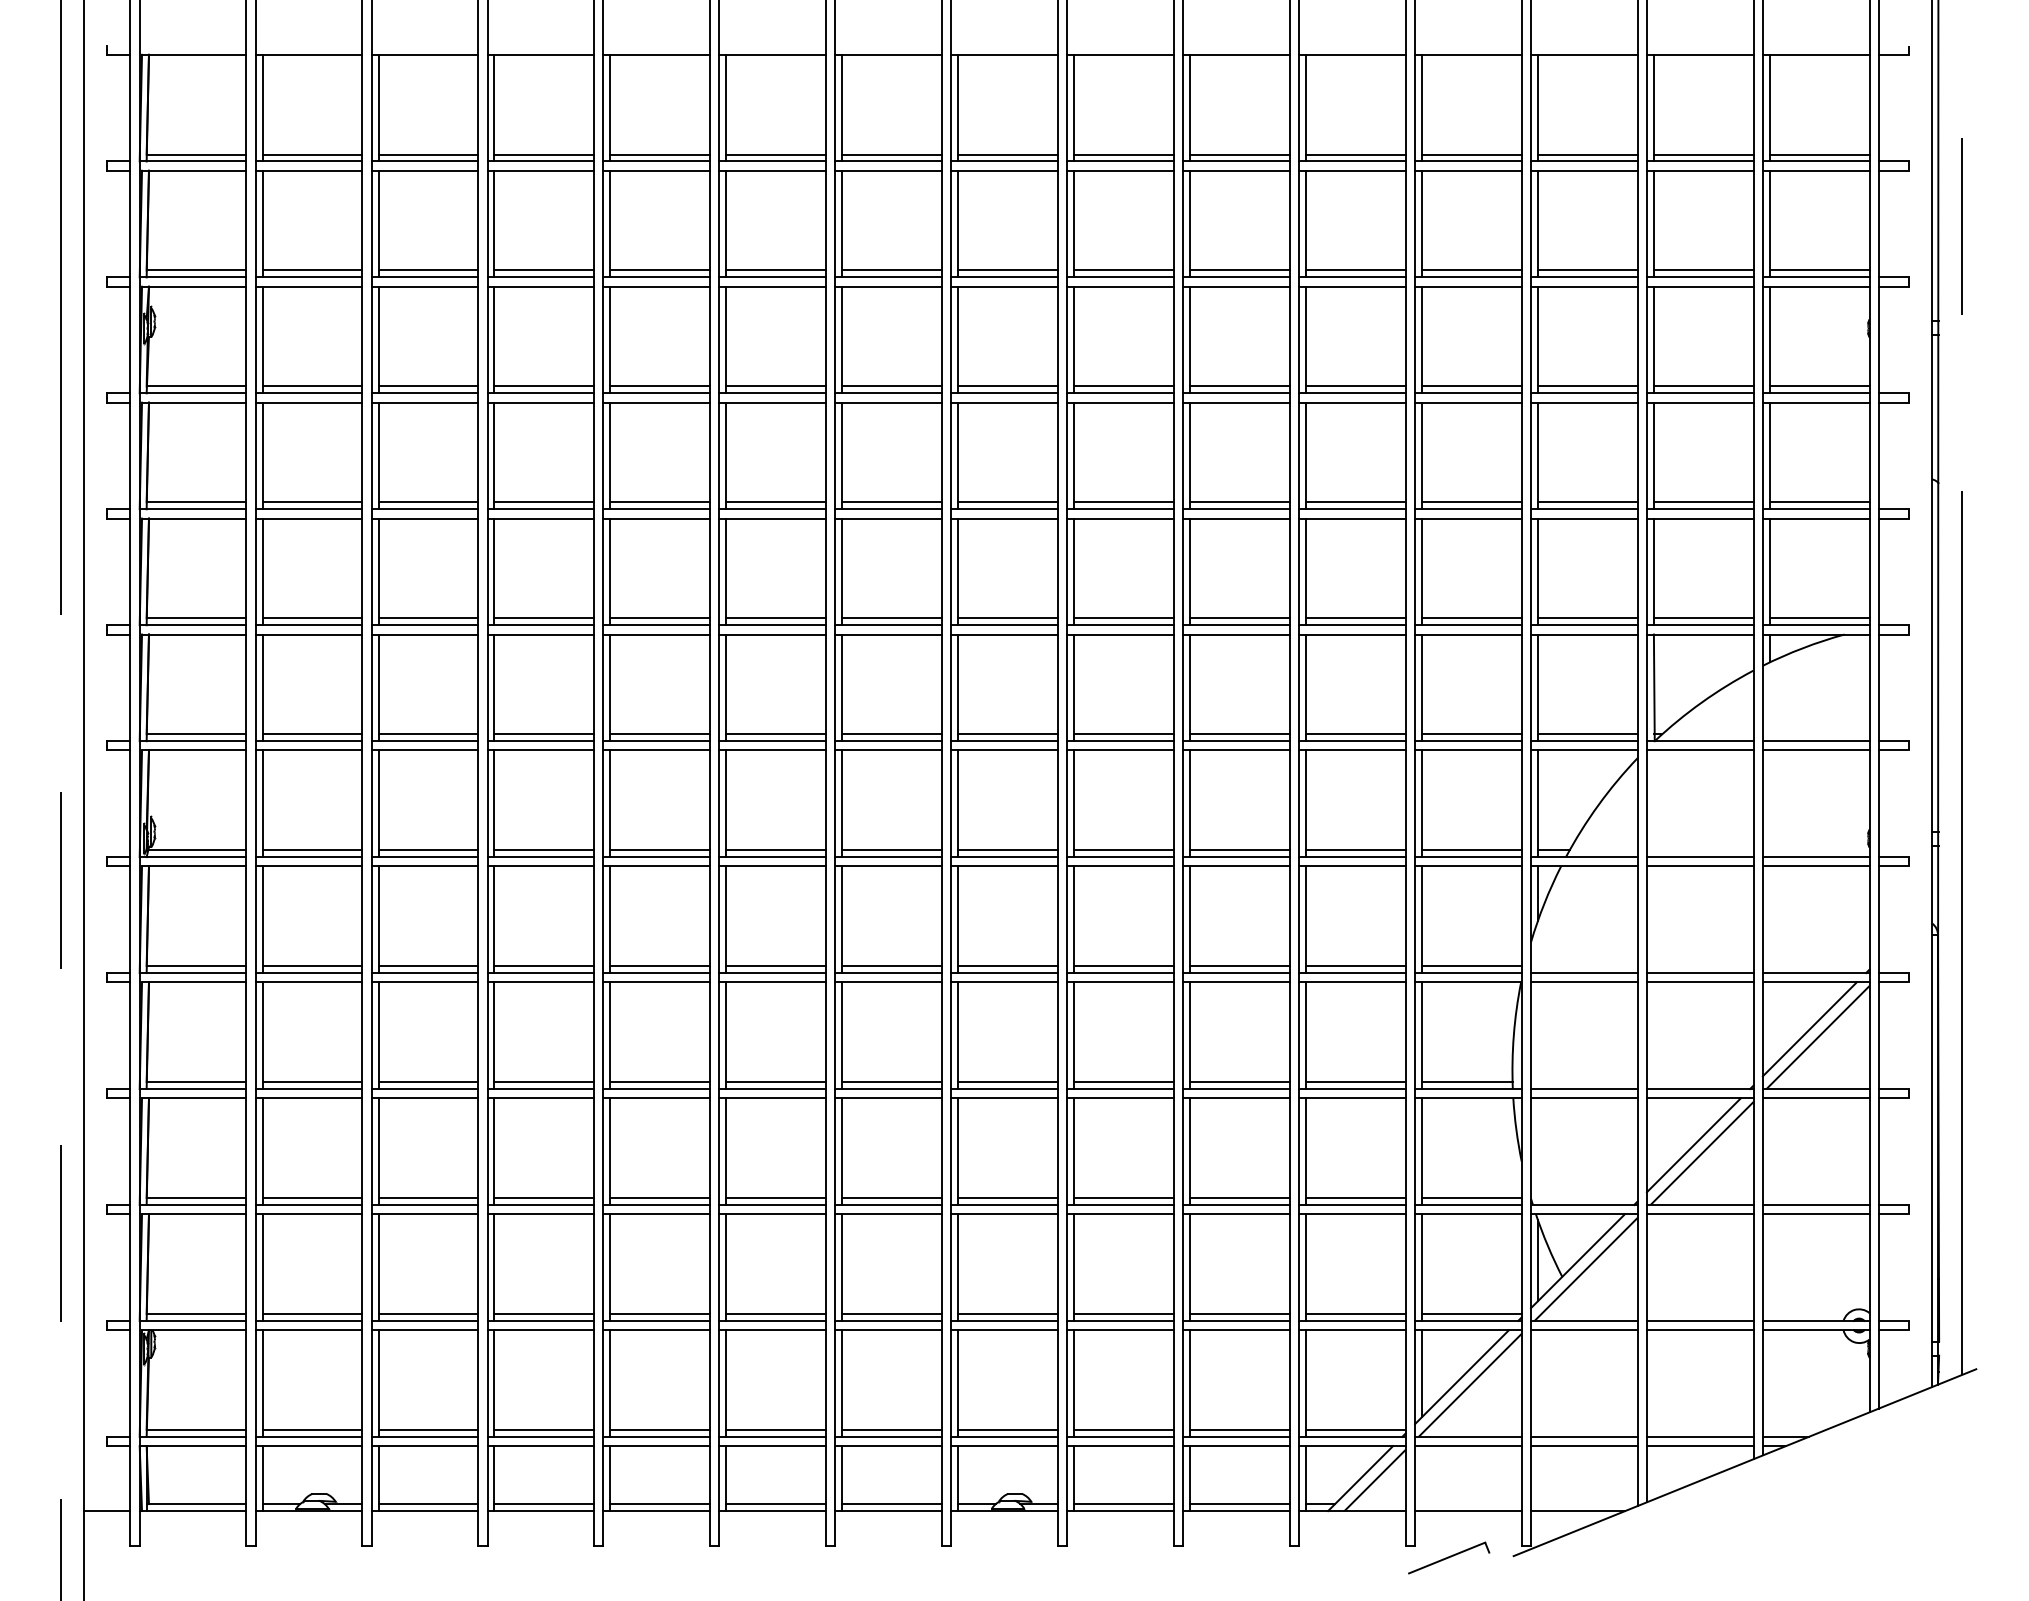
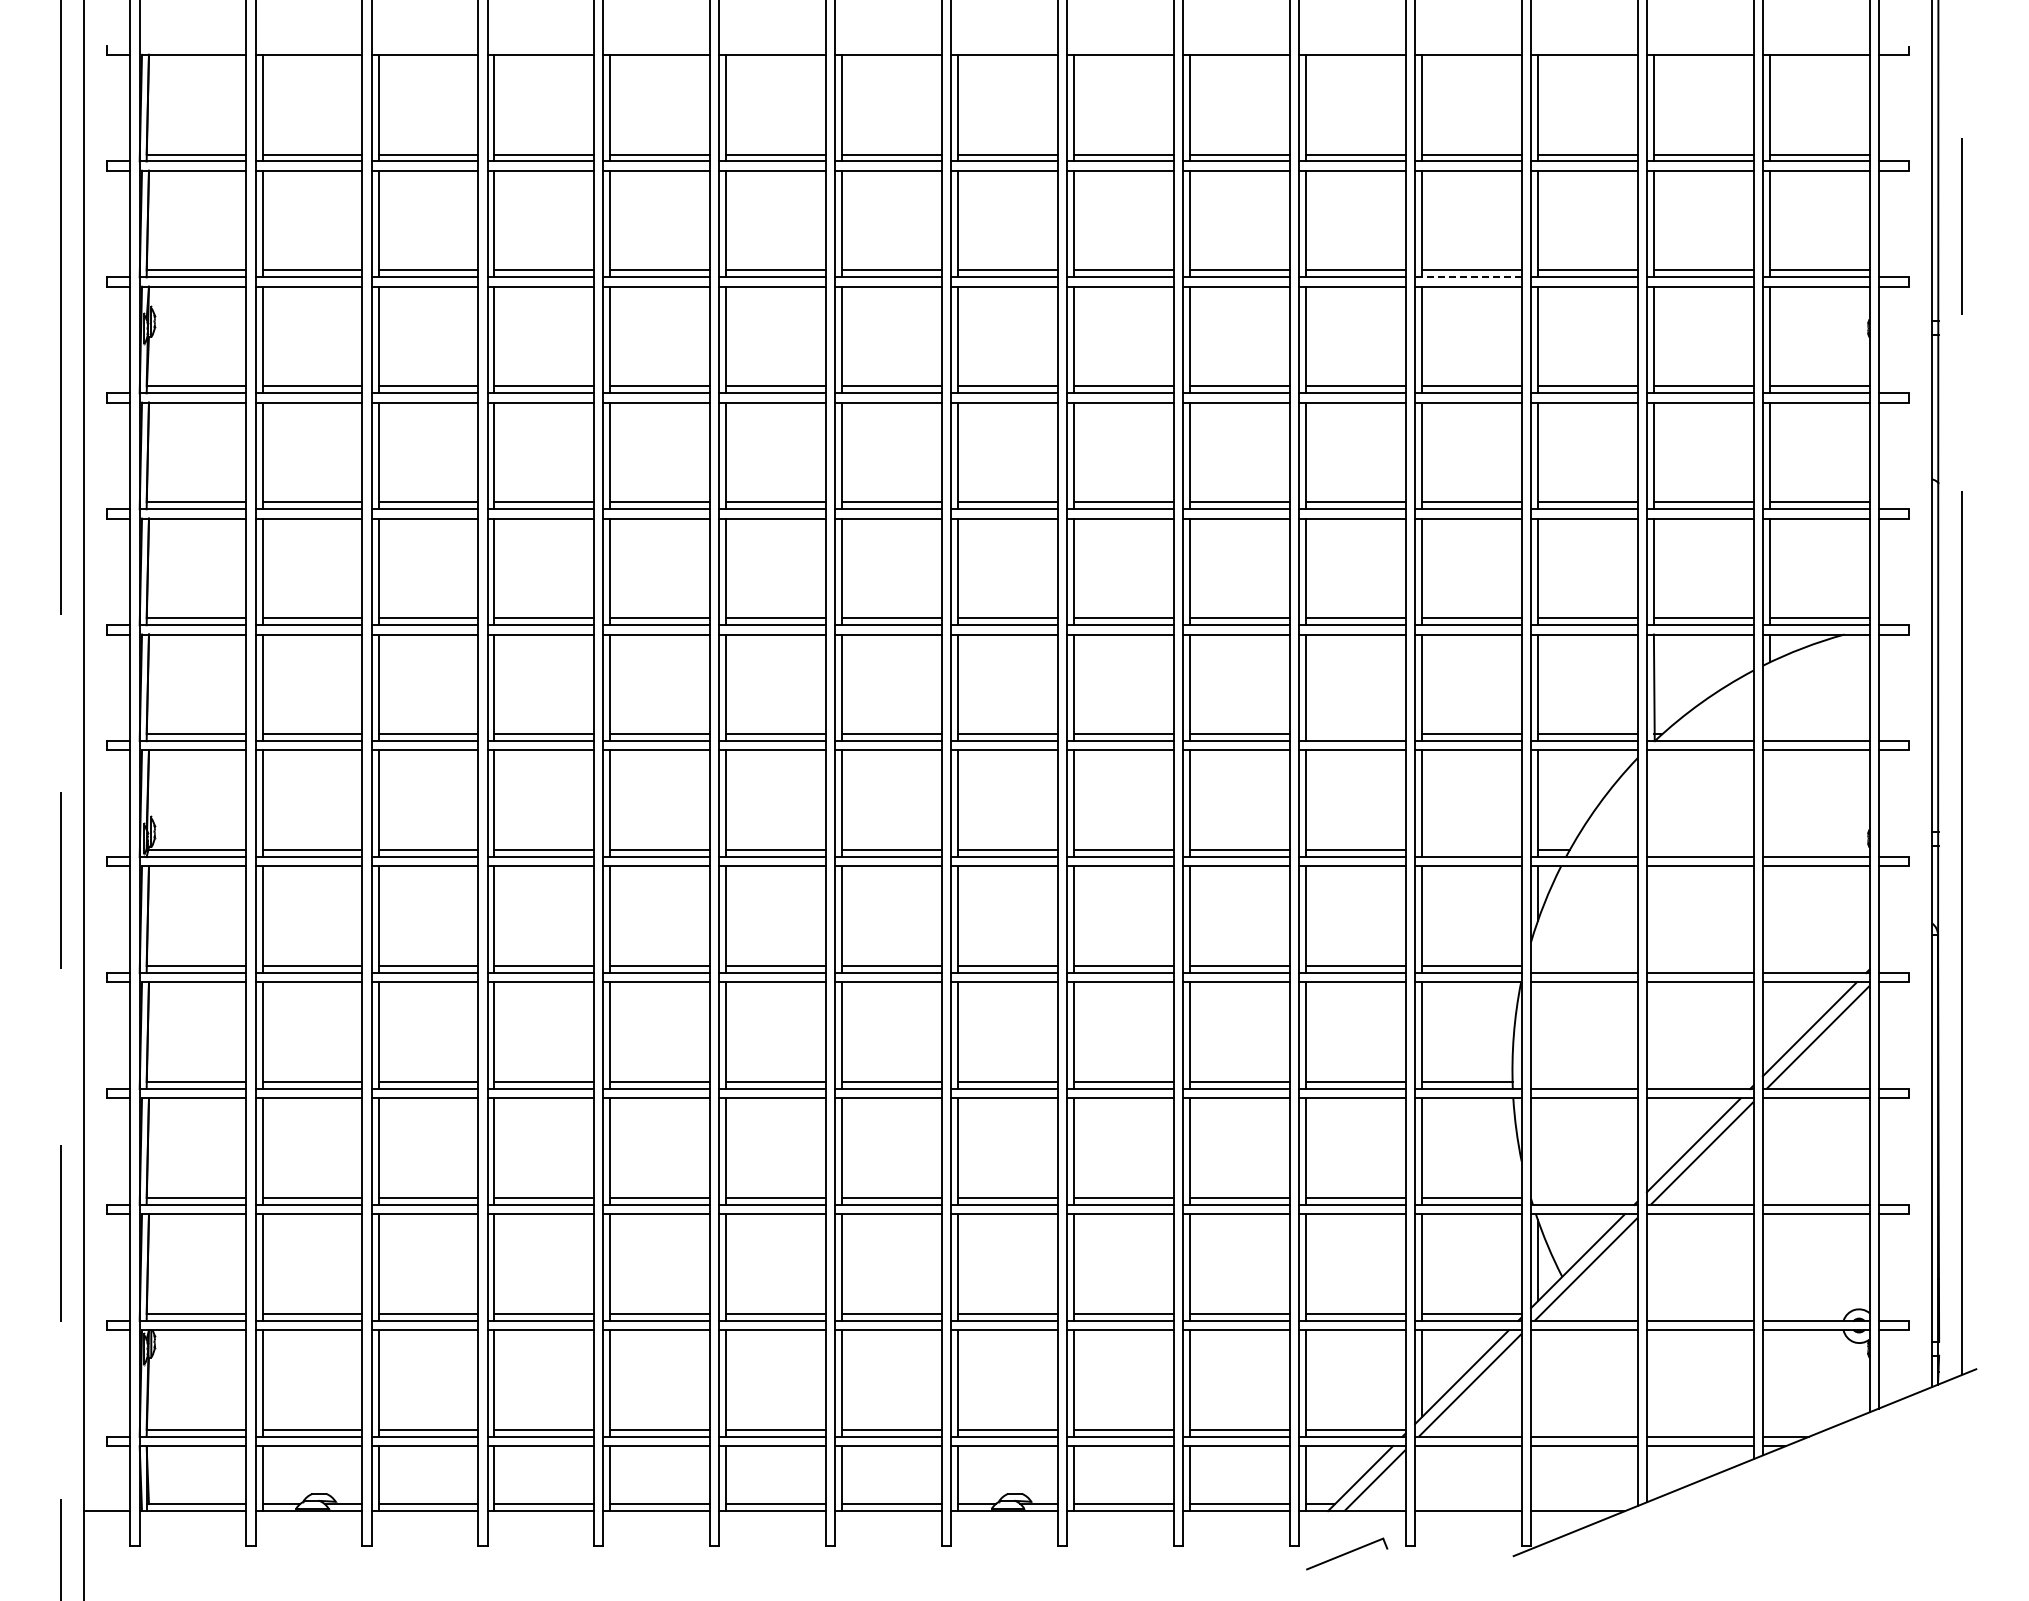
line: solid -> dashed (1467, 277)
line: present -> none (1355, 734)
line: present -> none (1471, 850)
part position: (1449, 1557) -> (1347, 1553) (1347, 1553)
